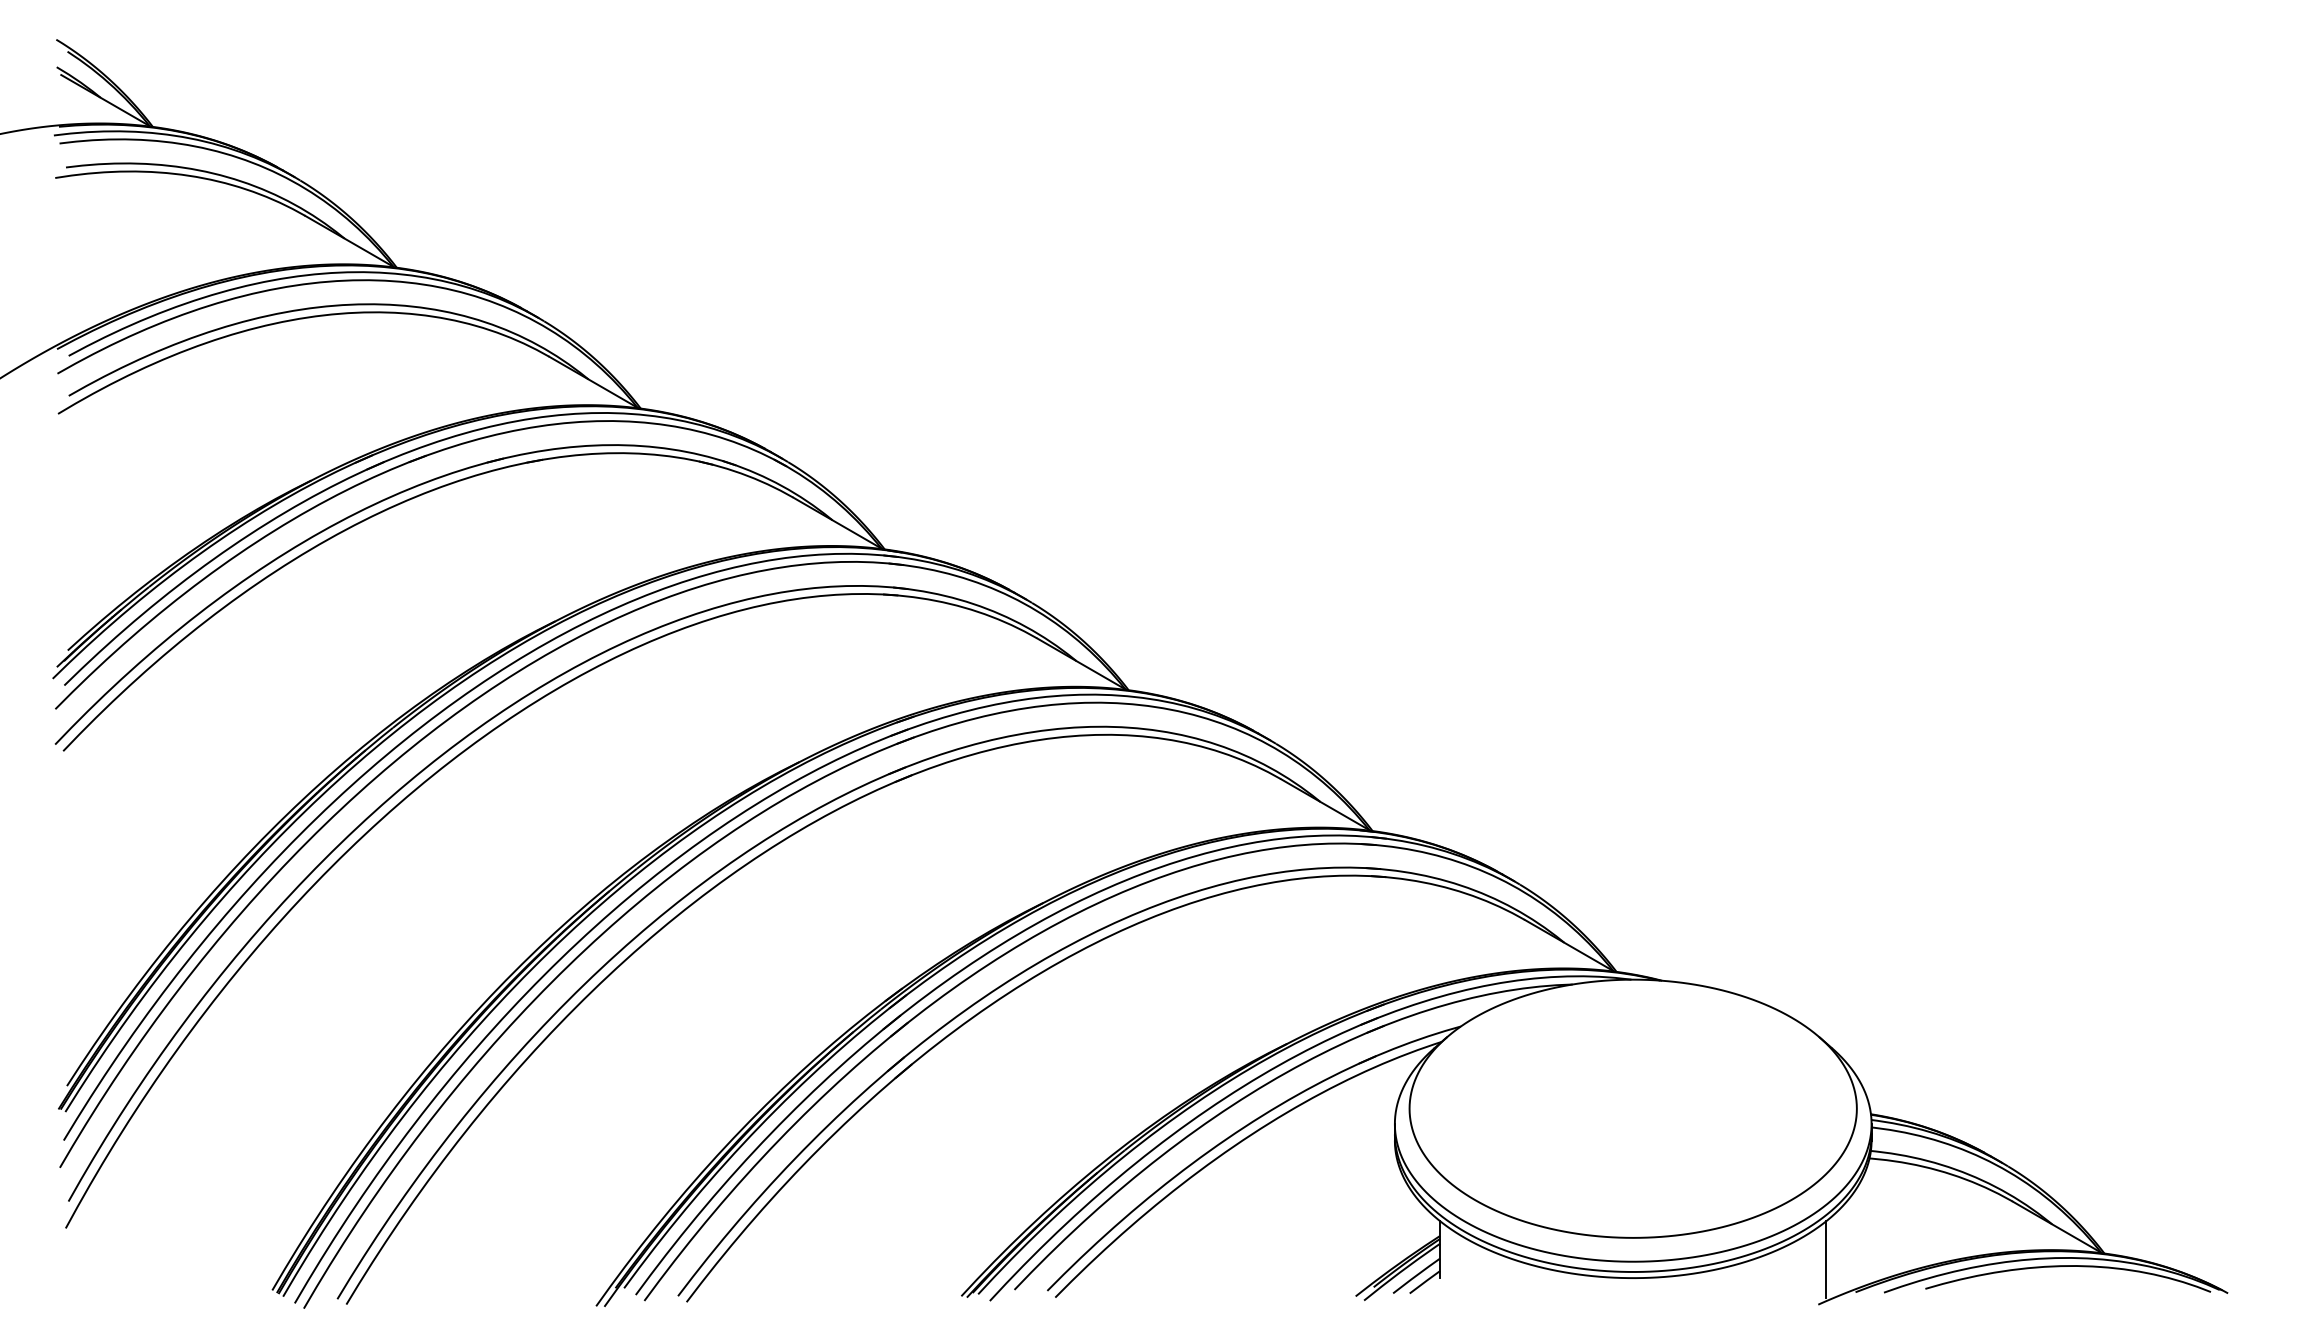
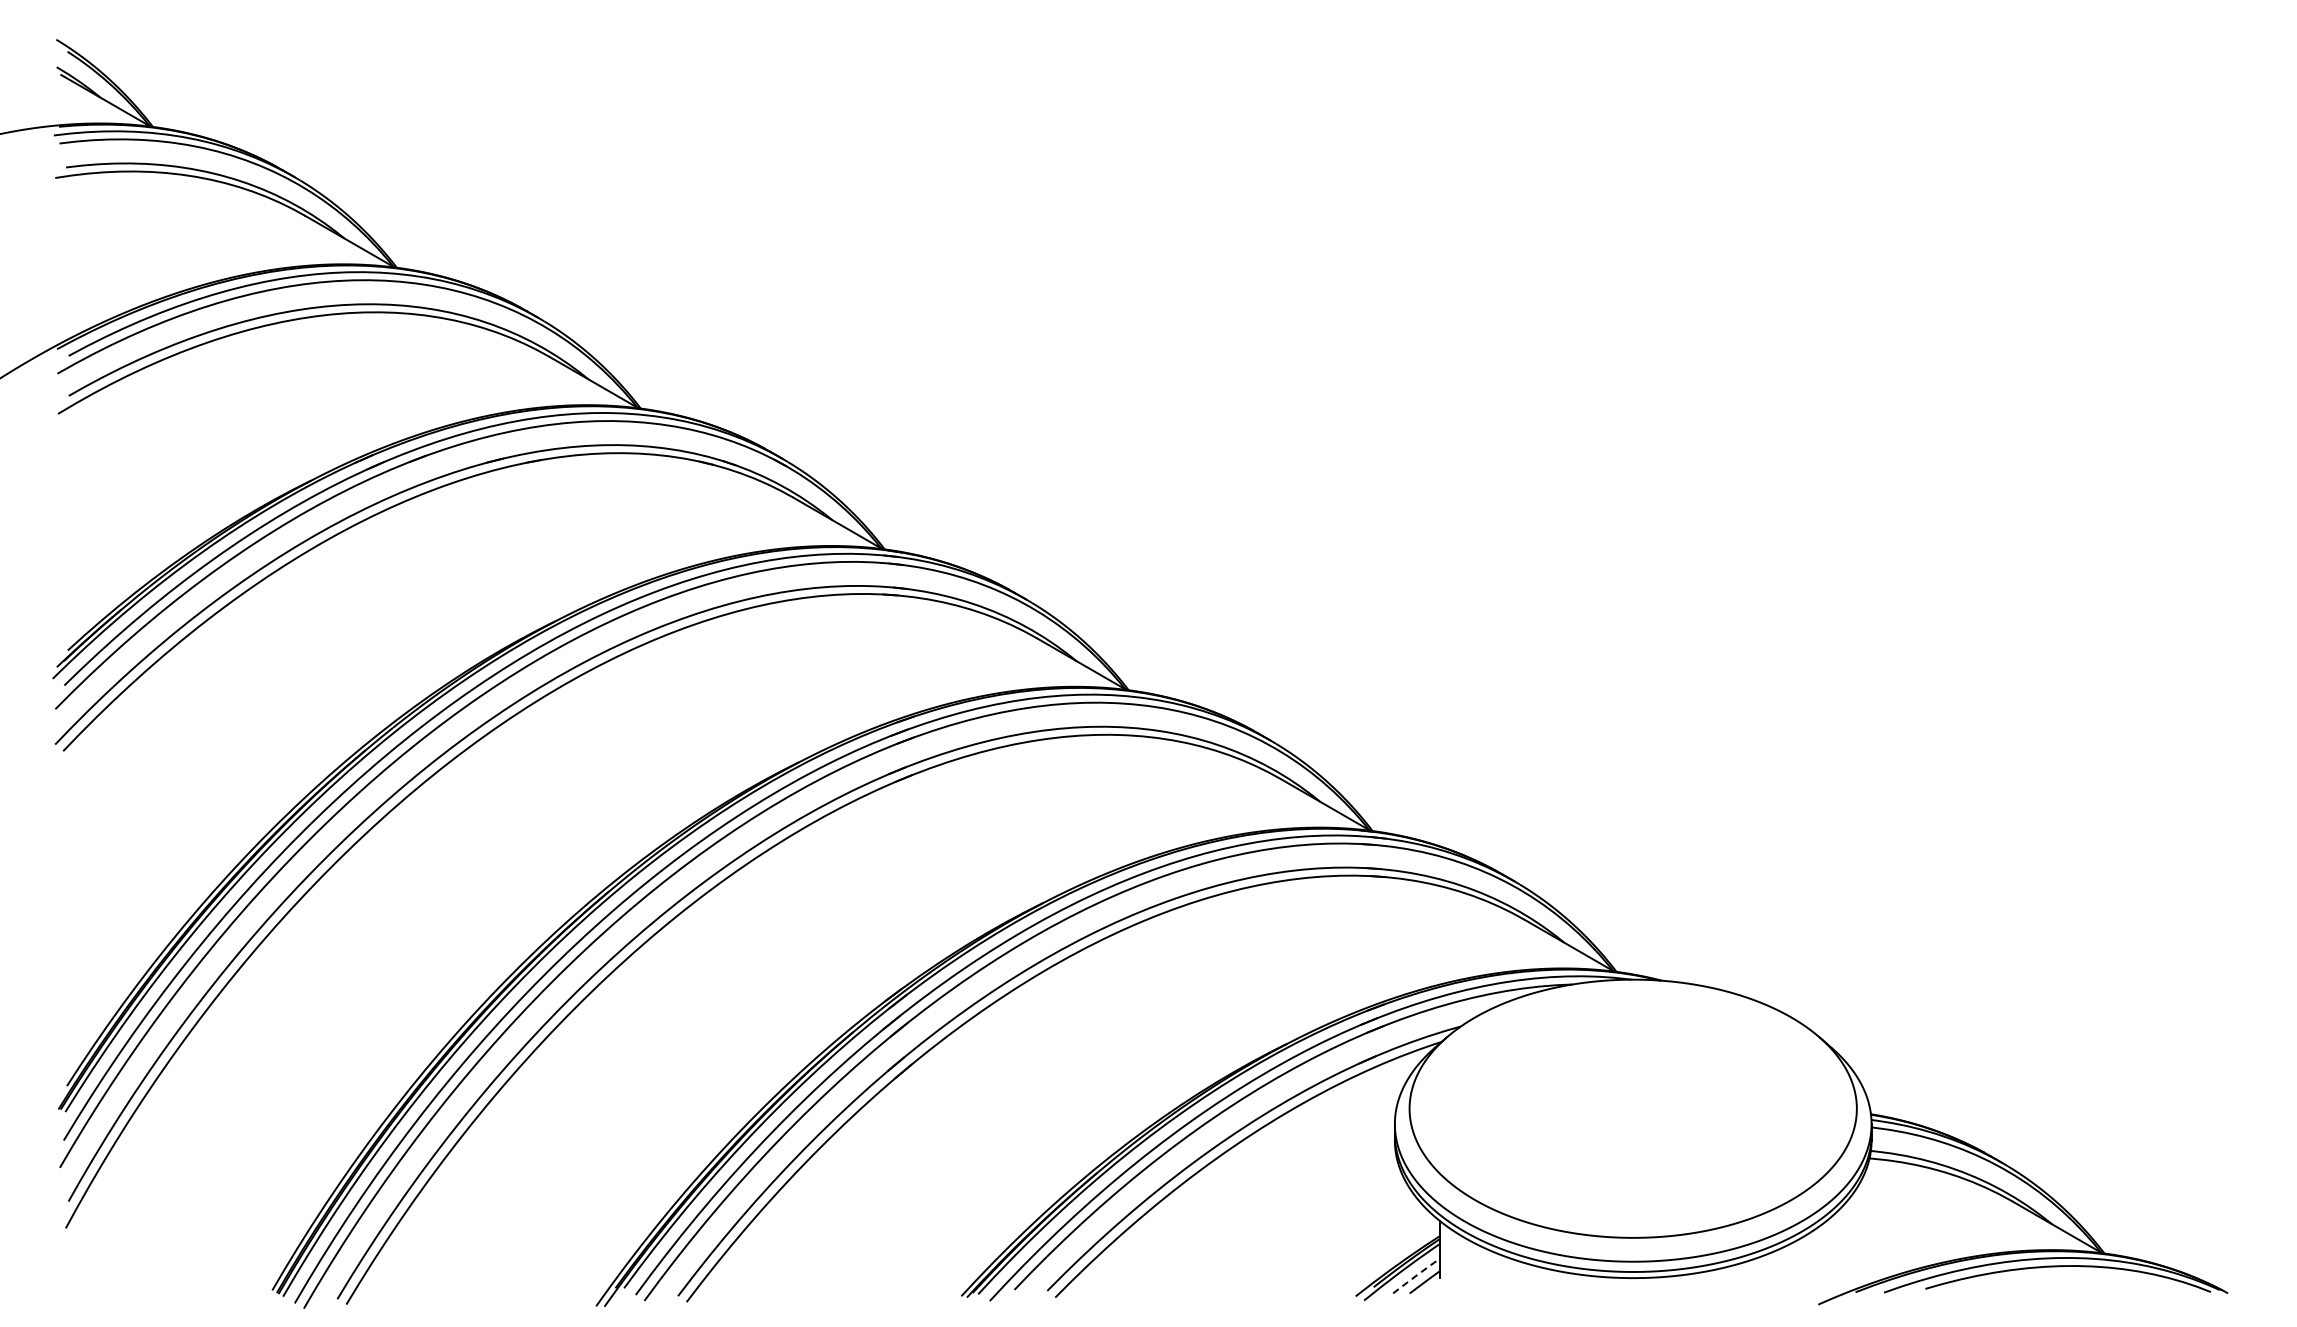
line: present -> none (1826, 1259)
line: solid -> dashed (1416, 1275)
